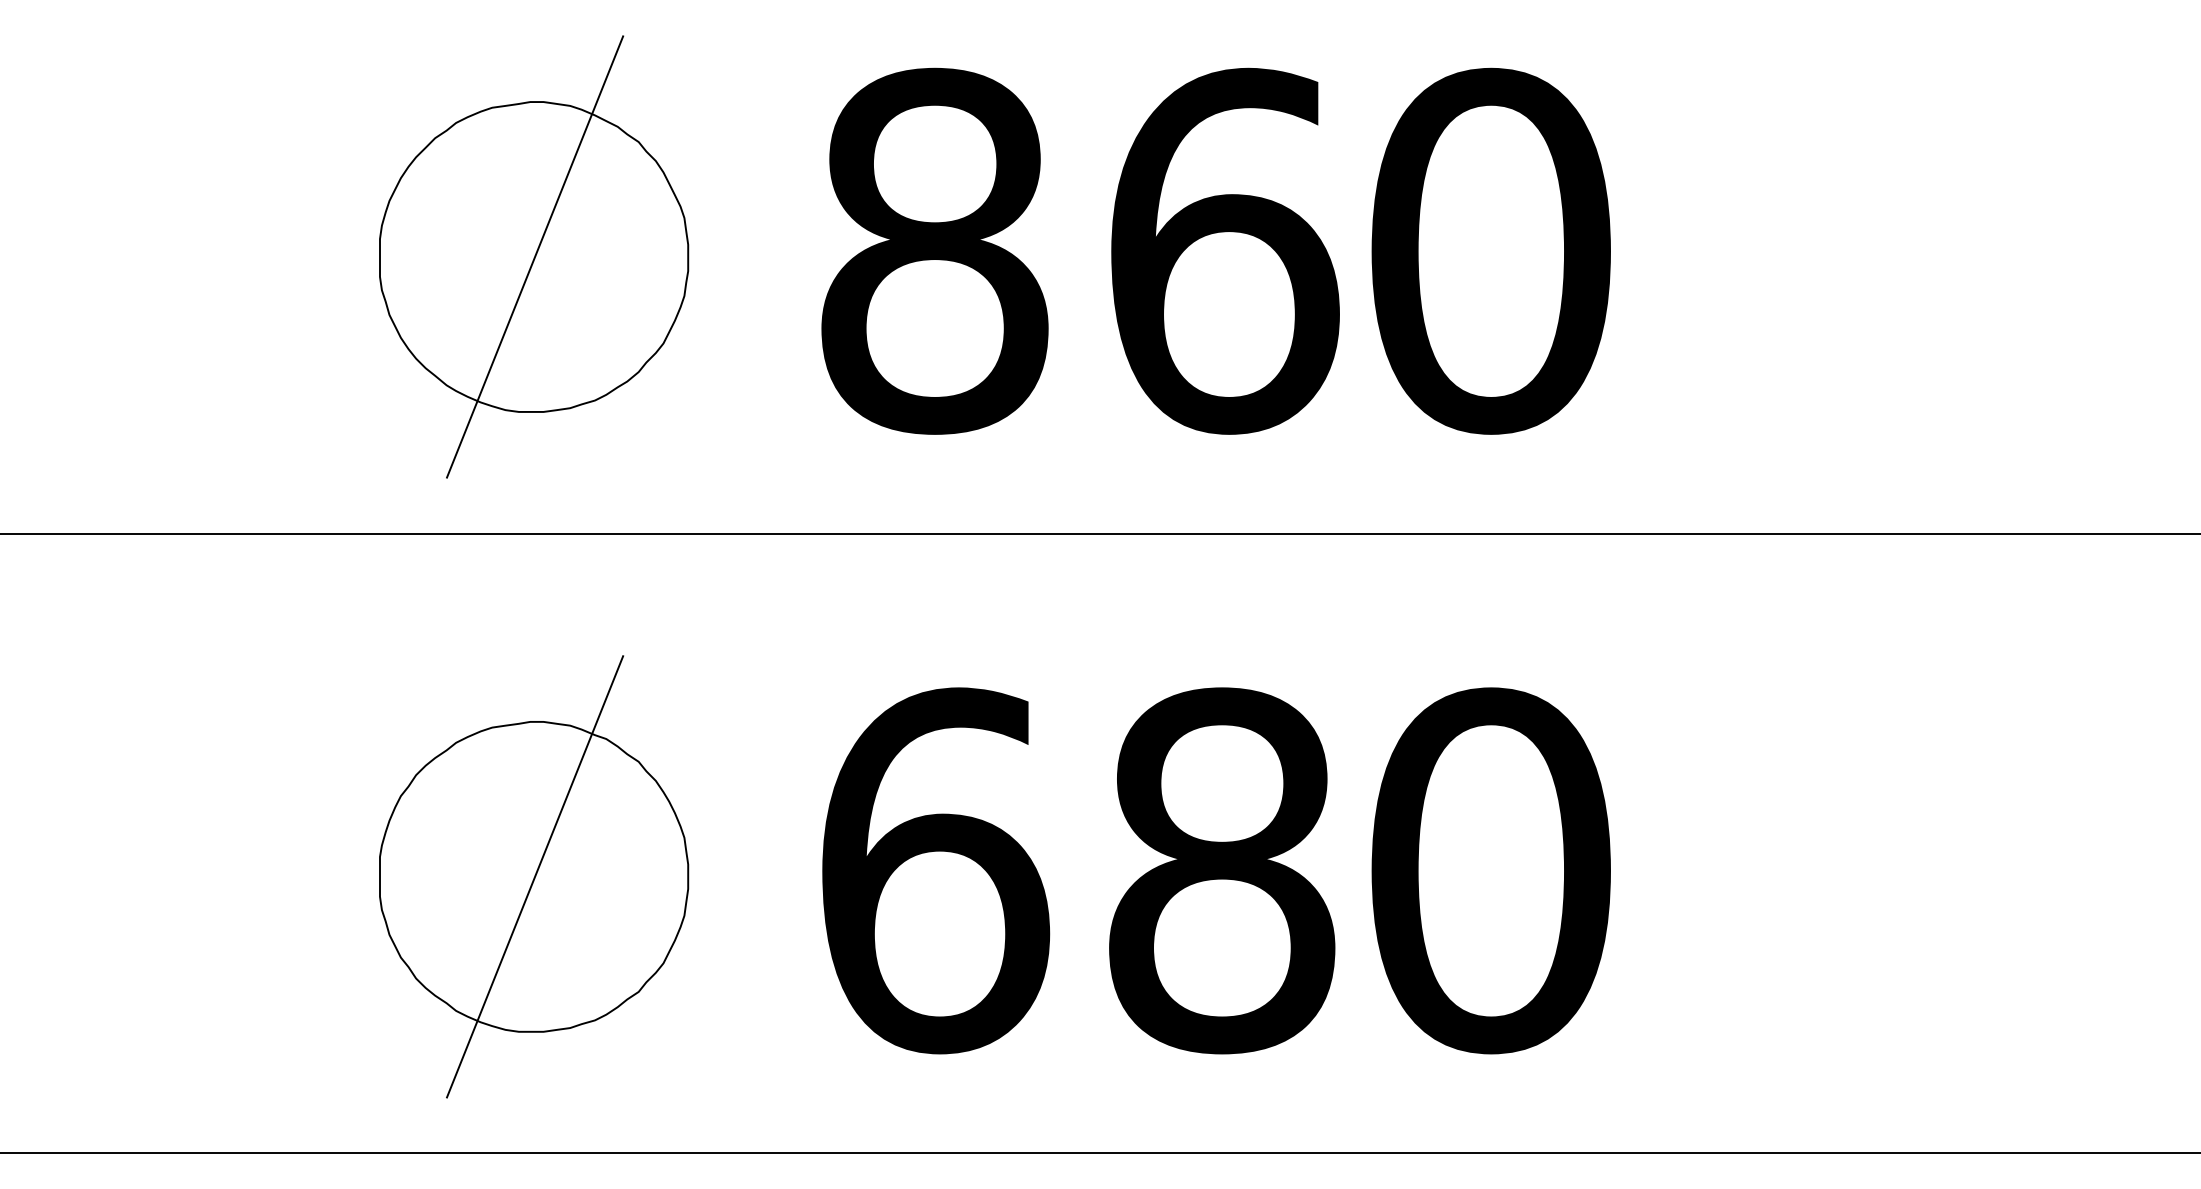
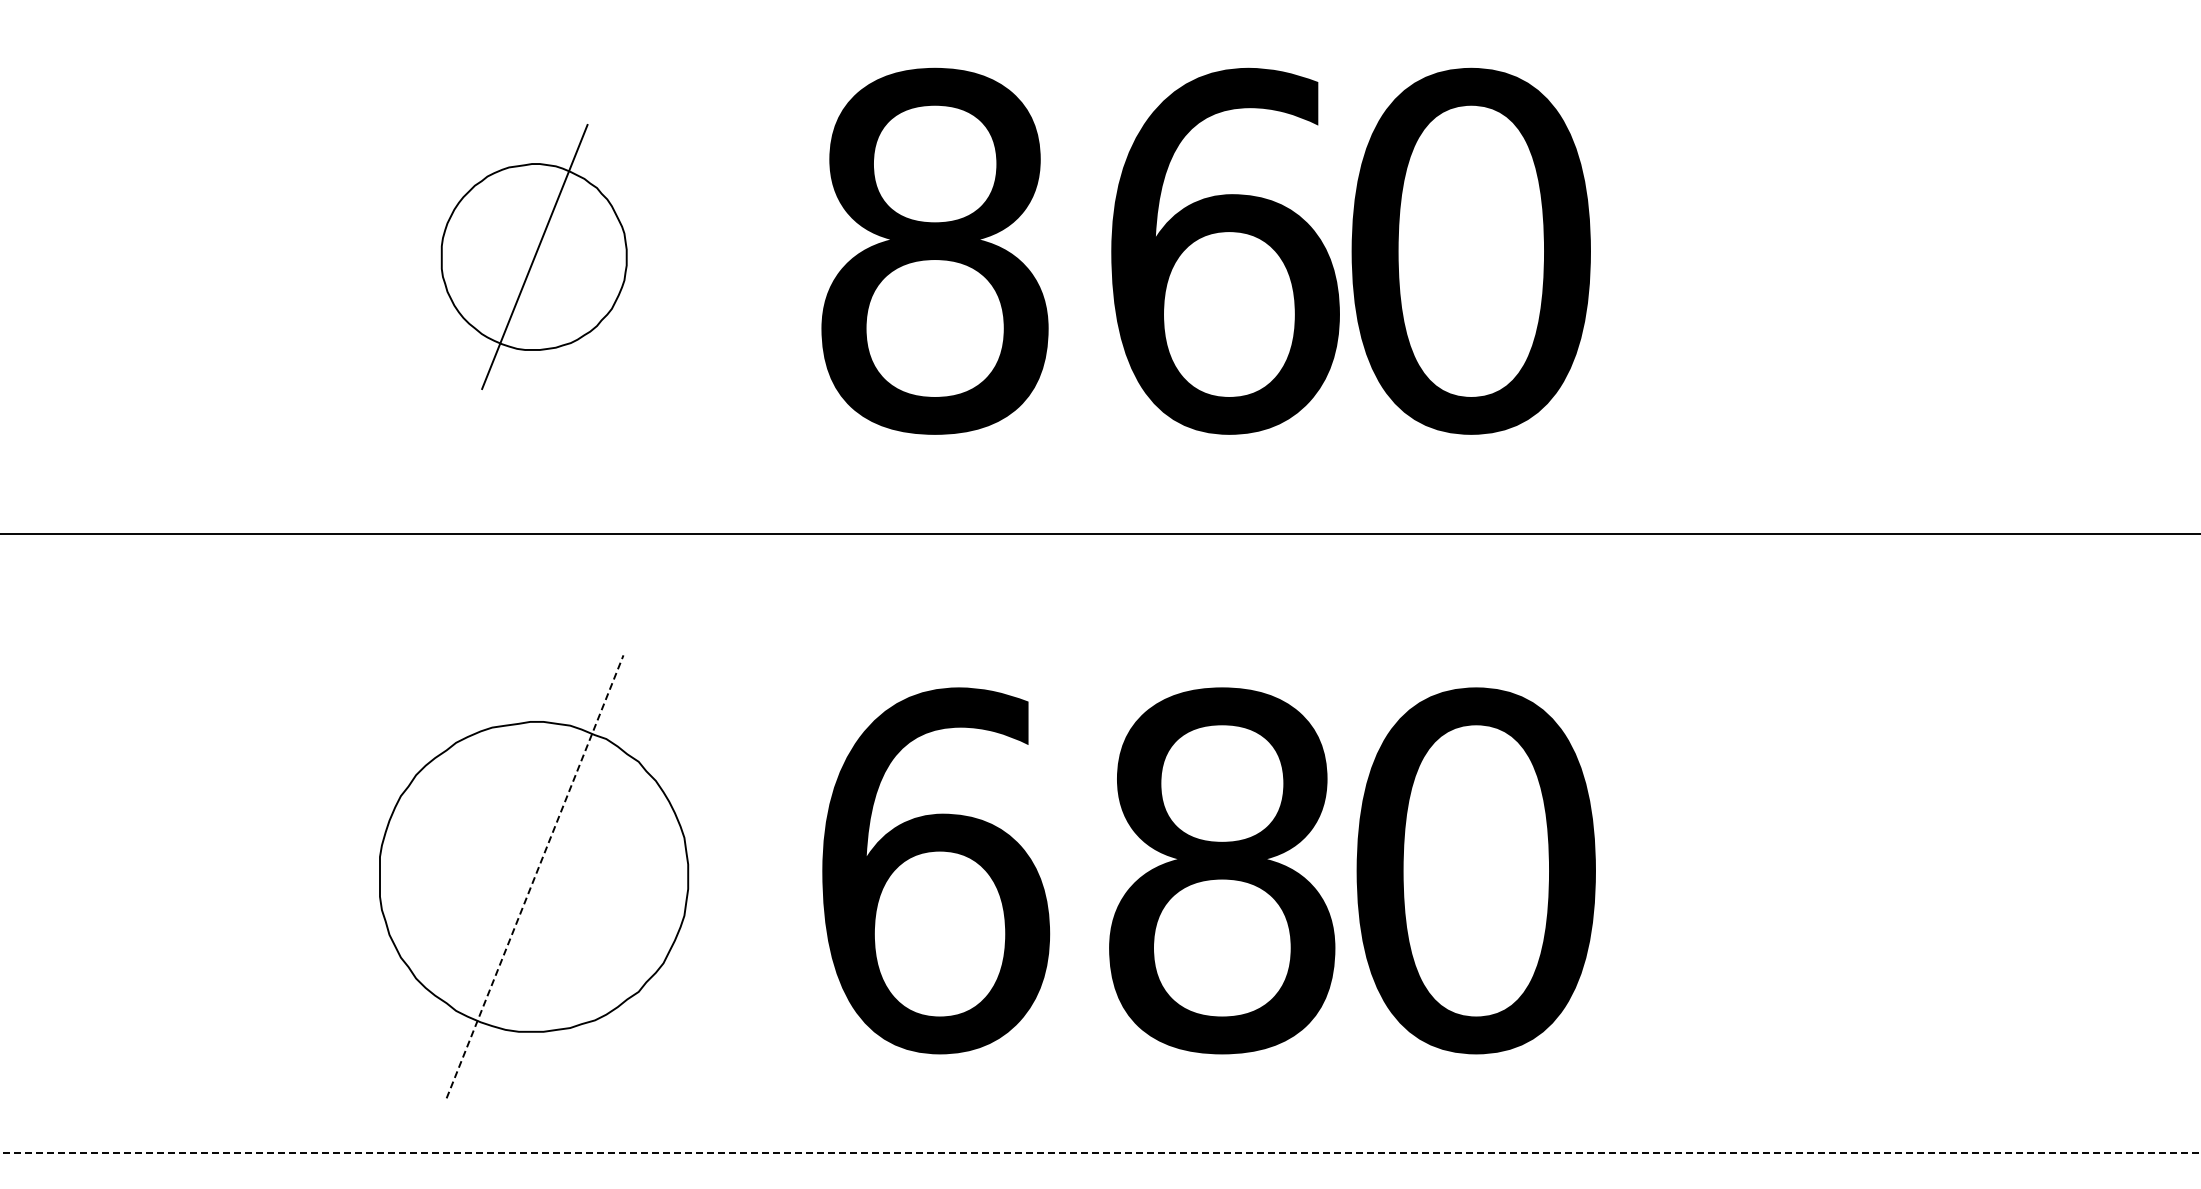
text position: (1490, 250) -> (1470, 250) (1470, 250)
part size: 311x444 px -> 188x266 px (533, 256)
text position: (1490, 870) -> (1475, 870) (1475, 870)
line: solid -> dashed (535, 876)
line: solid -> dashed (1100, 1153)
